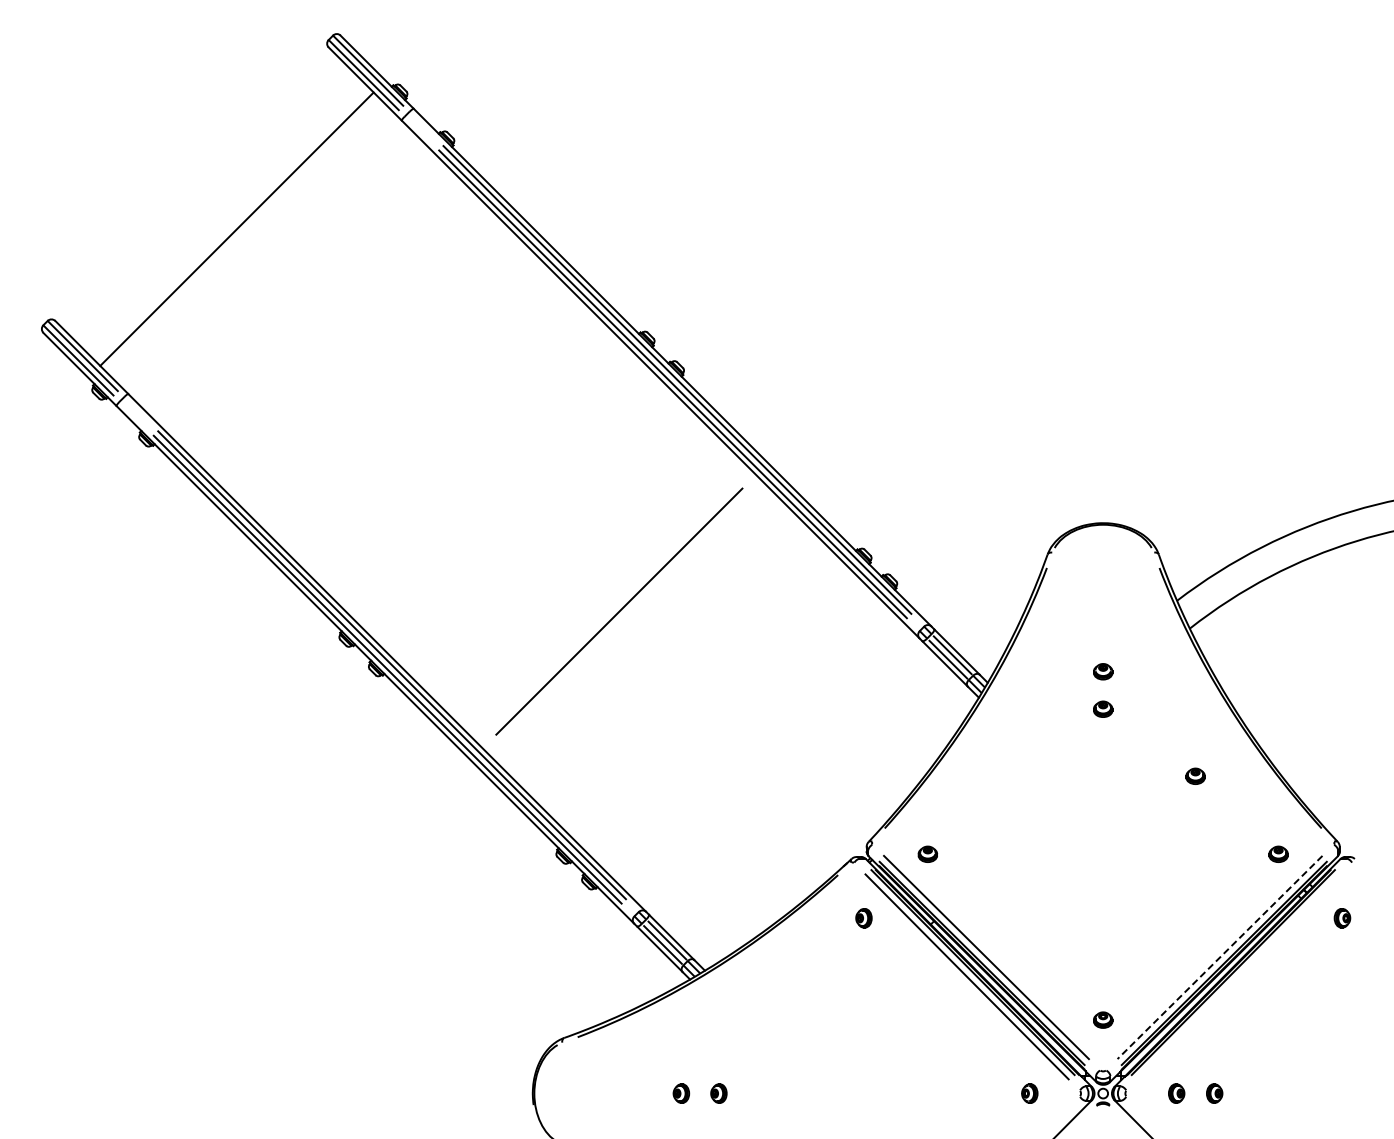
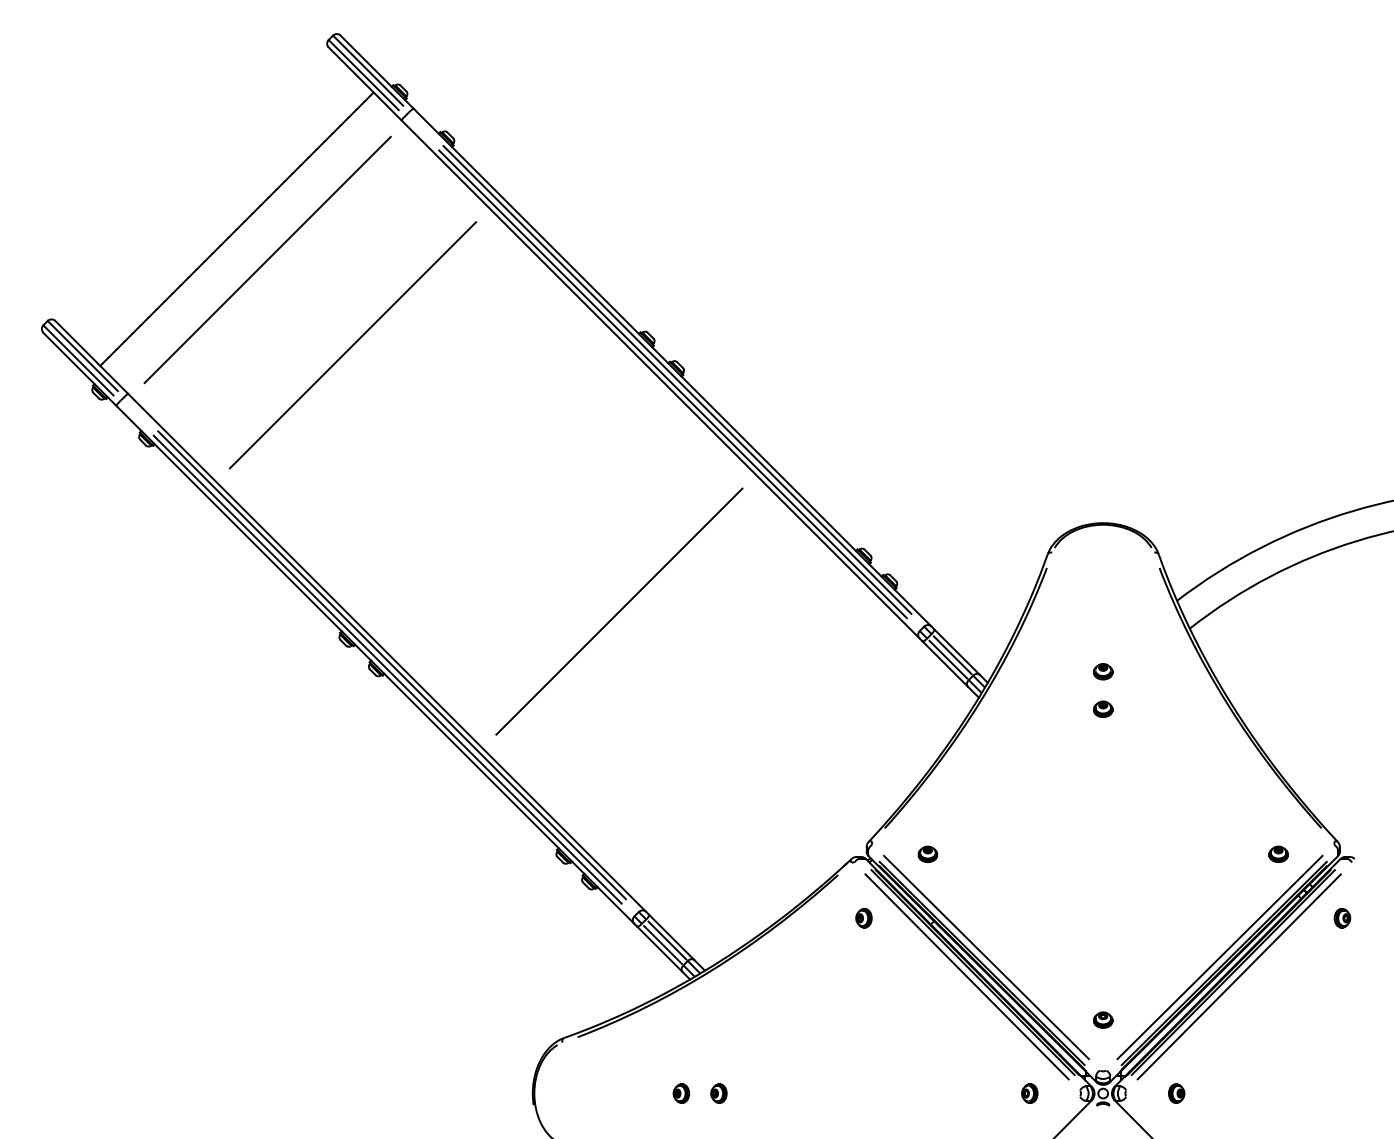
line: none -> present (267, 259)
line: none -> present (352, 345)
part: present -> none (1195, 775)
line: dashed -> solid (1219, 957)
line: none -> present (1238, 976)
part: present -> none (1214, 1093)
